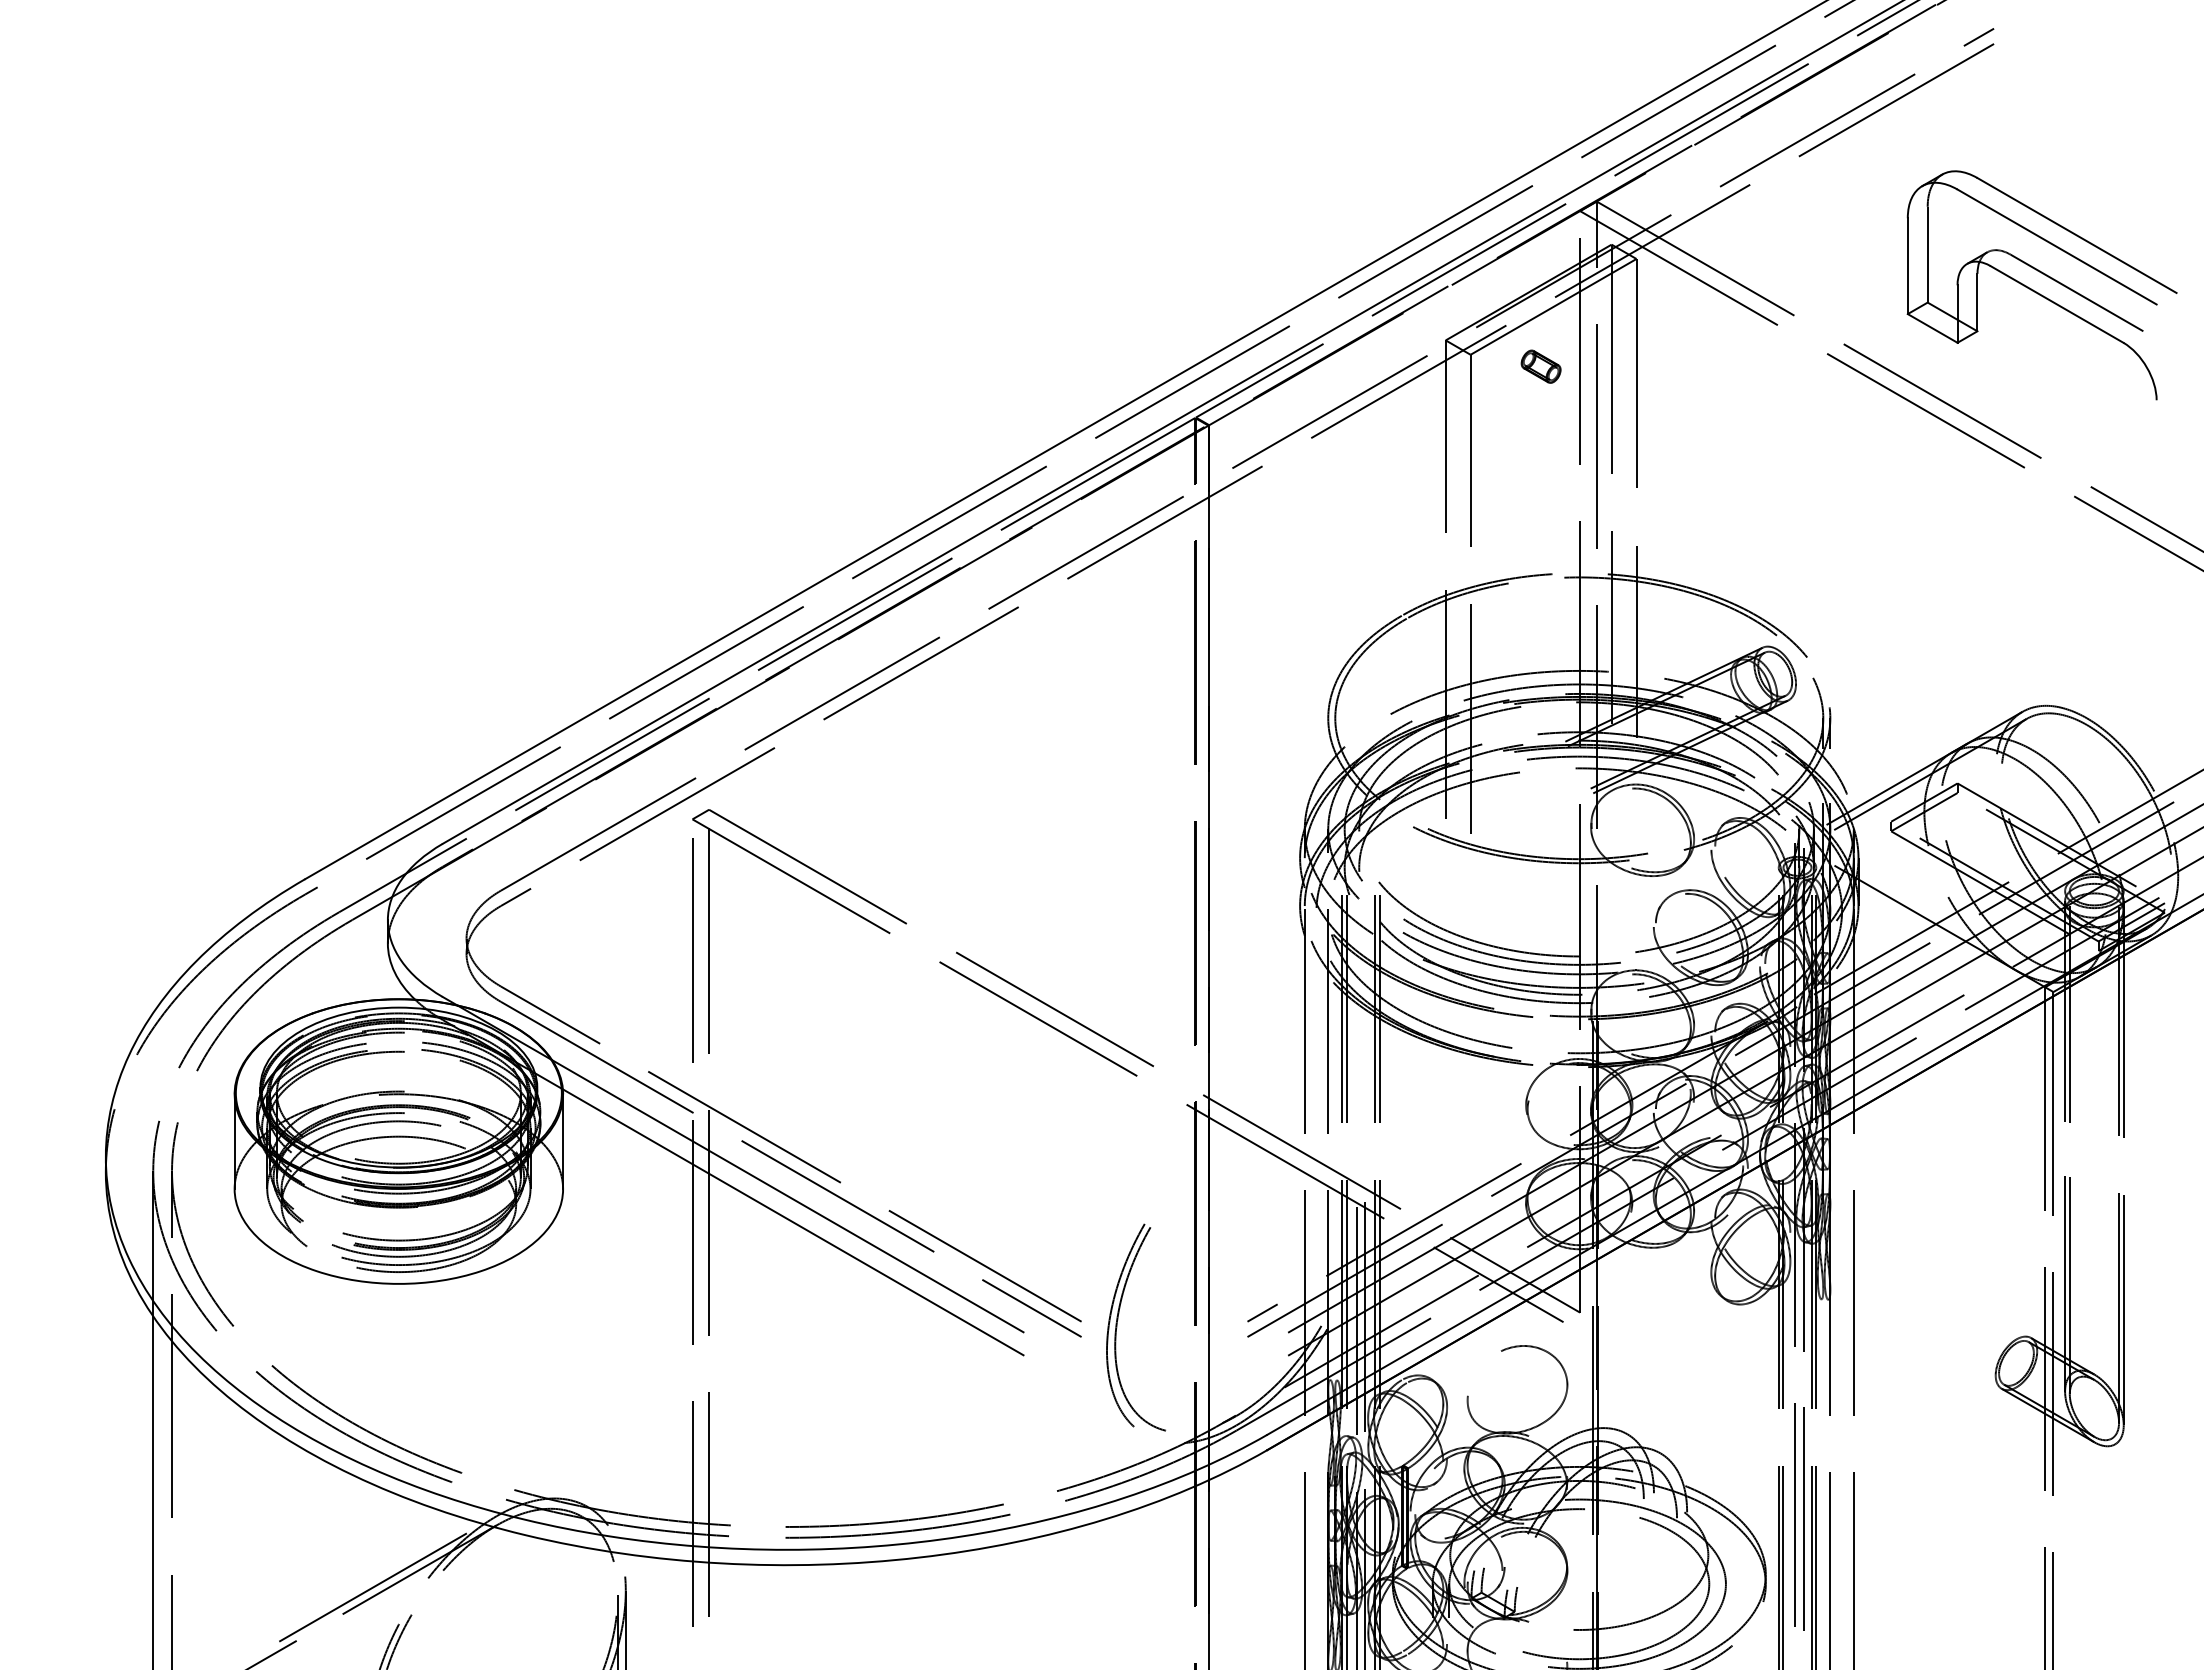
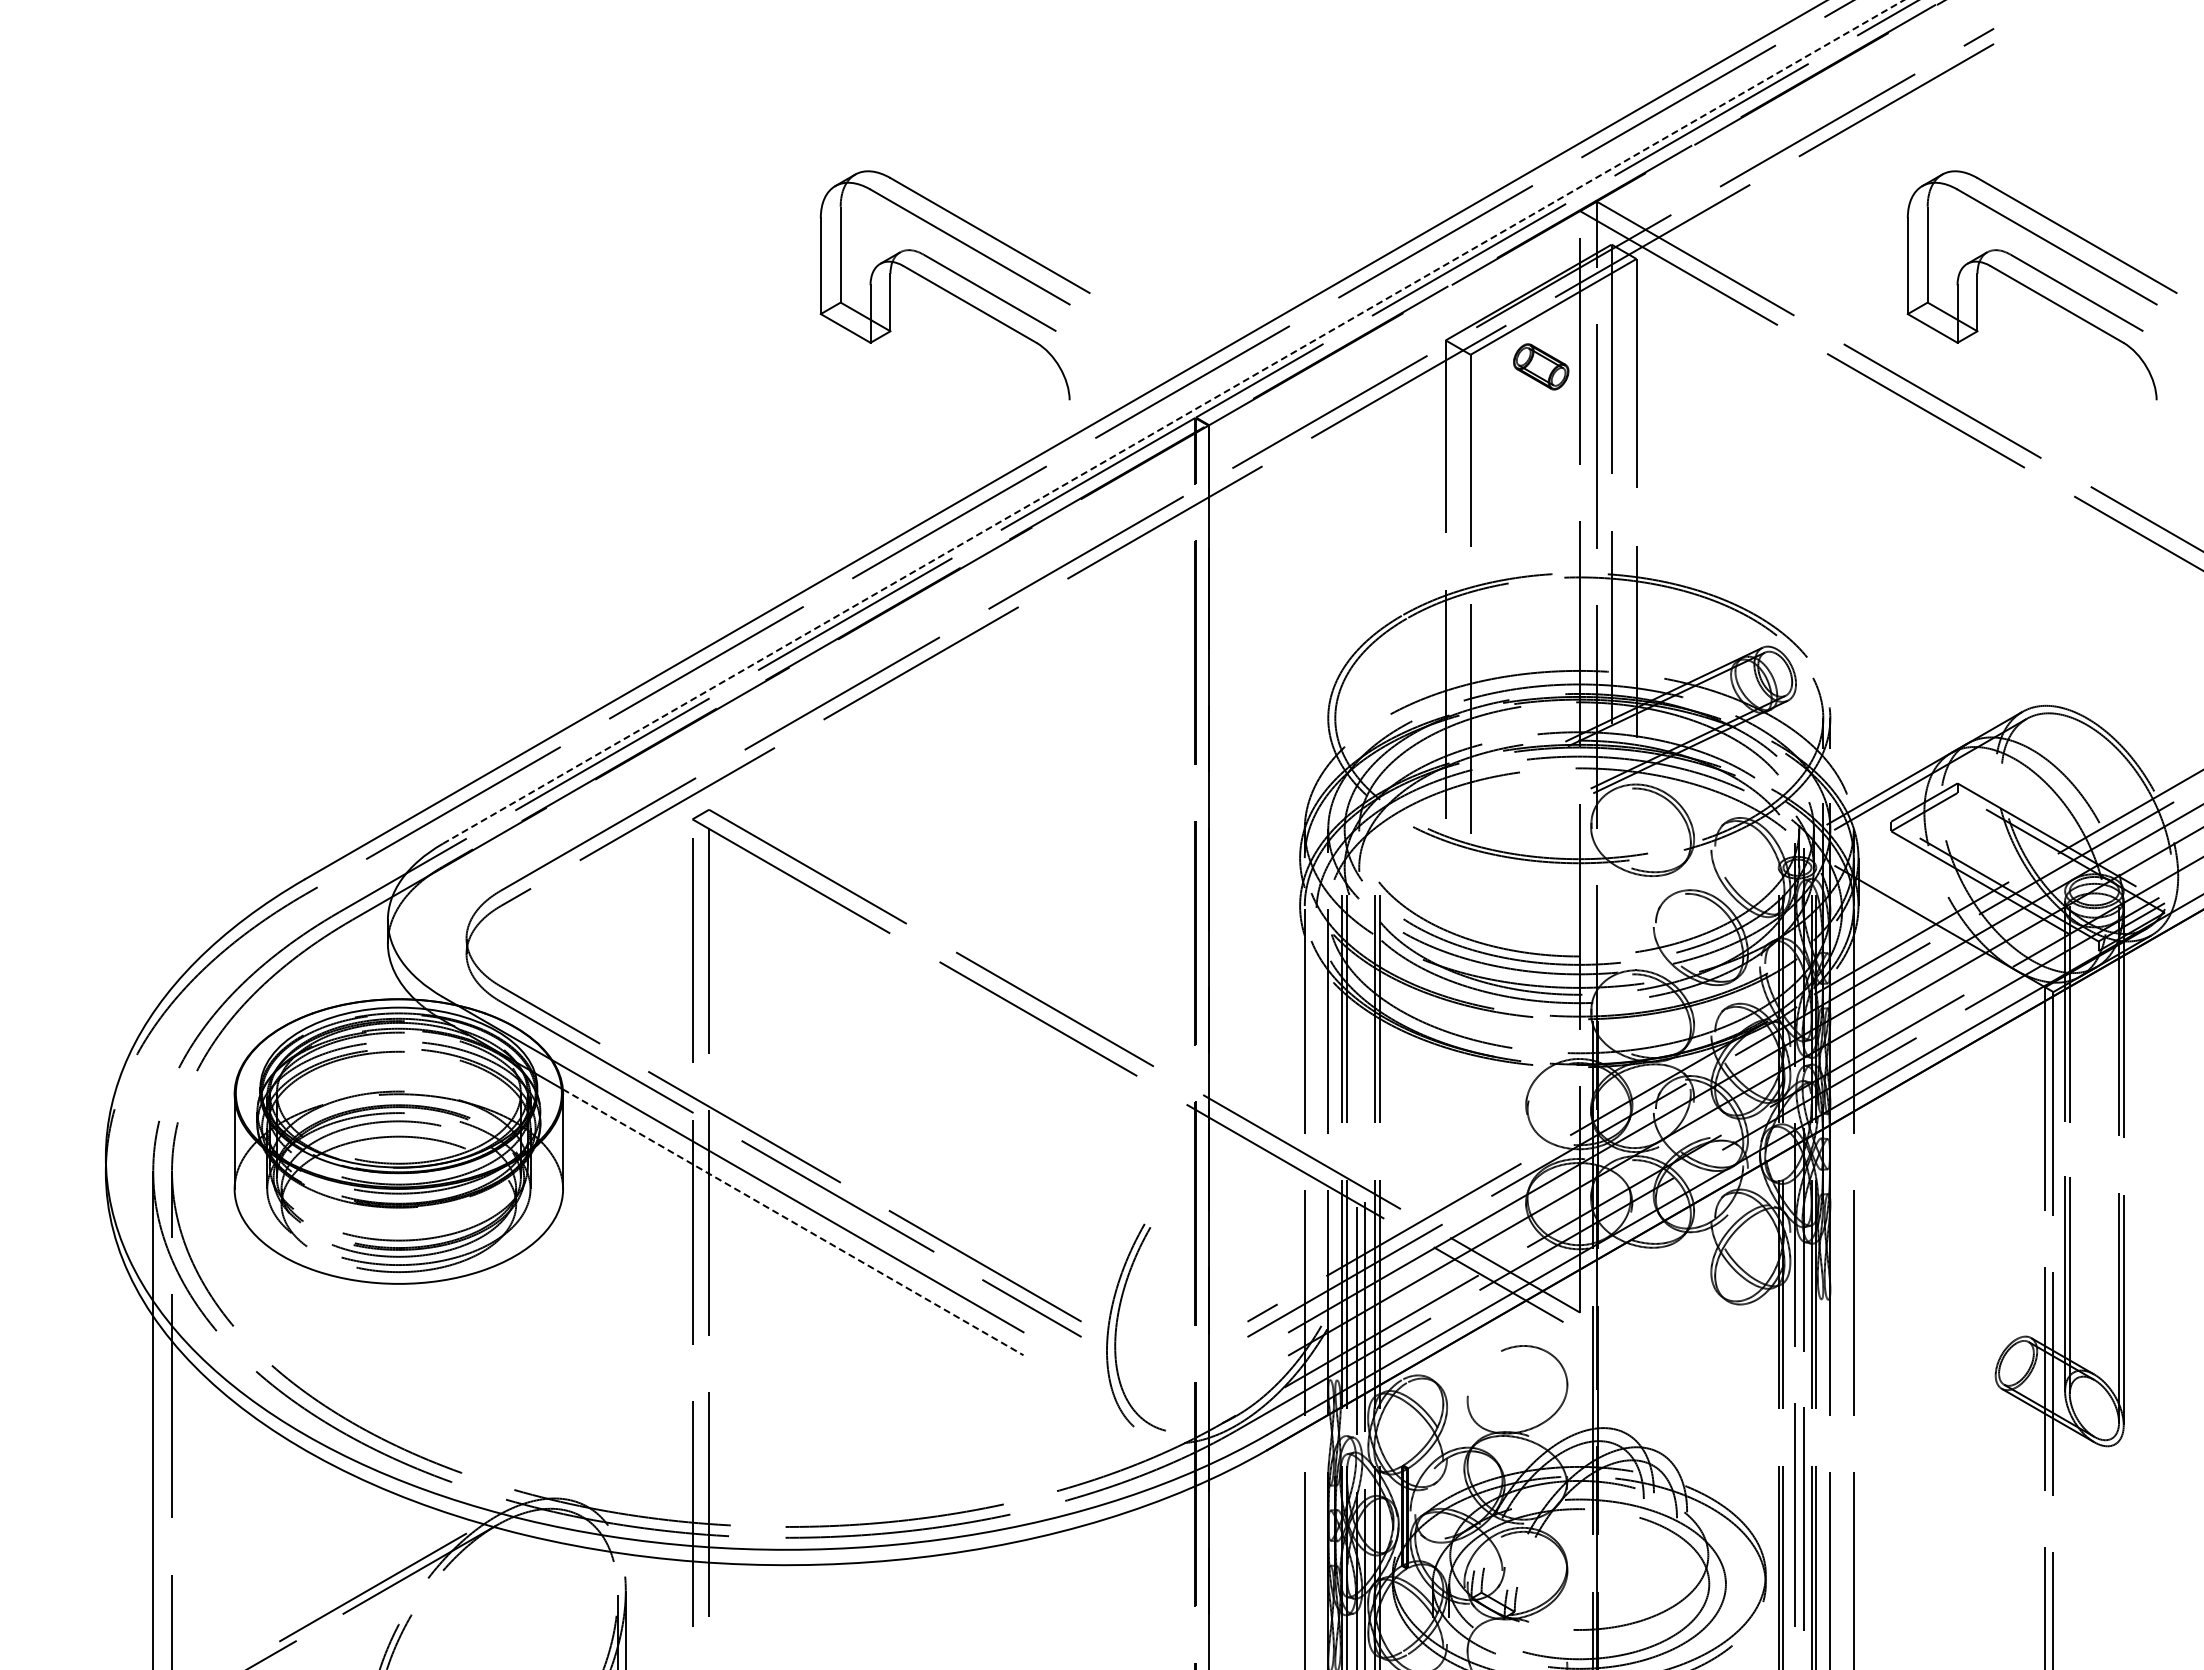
part: none -> present (951, 292)
part size: 42x35 px -> 57x48 px (1541, 366)
line: solid -> dashed (1173, 421)
line: solid -> dashed (793, 1222)
